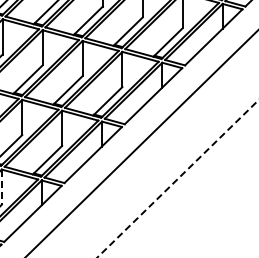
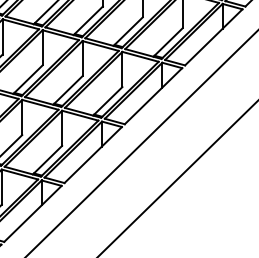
line: dashed -> solid (177, 178)
line: dashed -> solid (1, 187)
